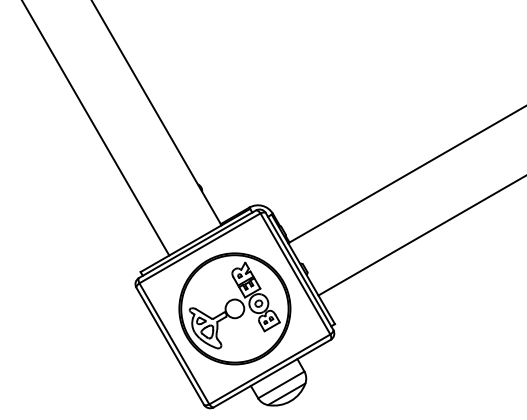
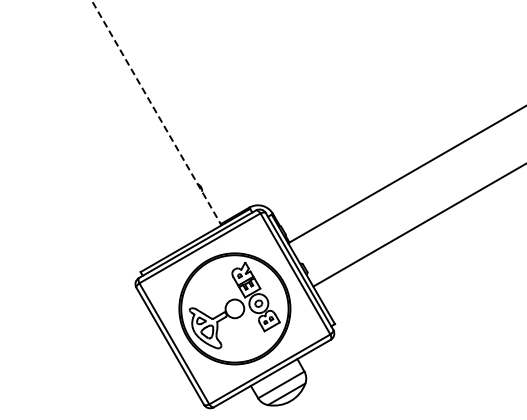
line: solid -> dashed (156, 112)
line: present -> none (96, 128)
line position: (420, 235) -> (418, 225) (418, 225)
